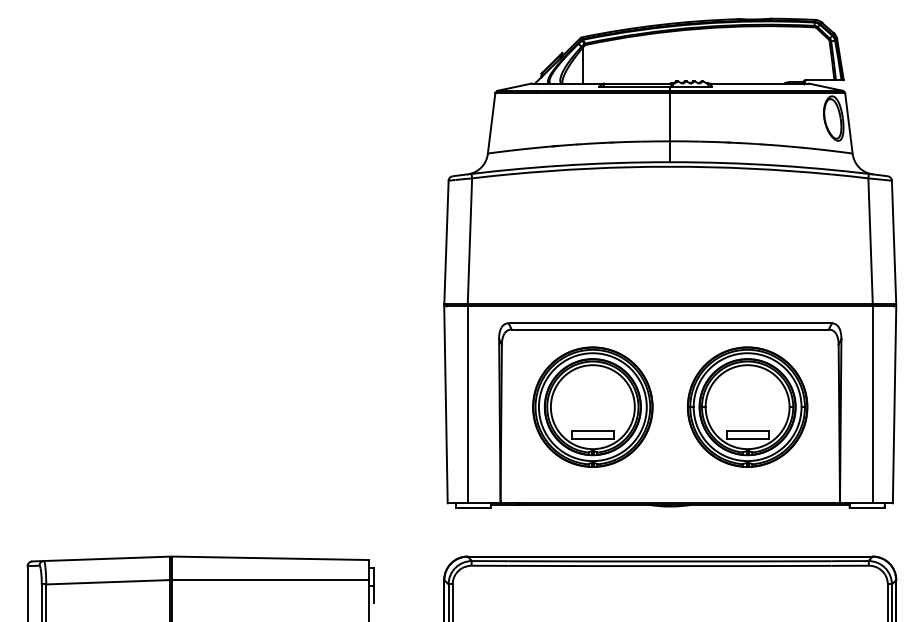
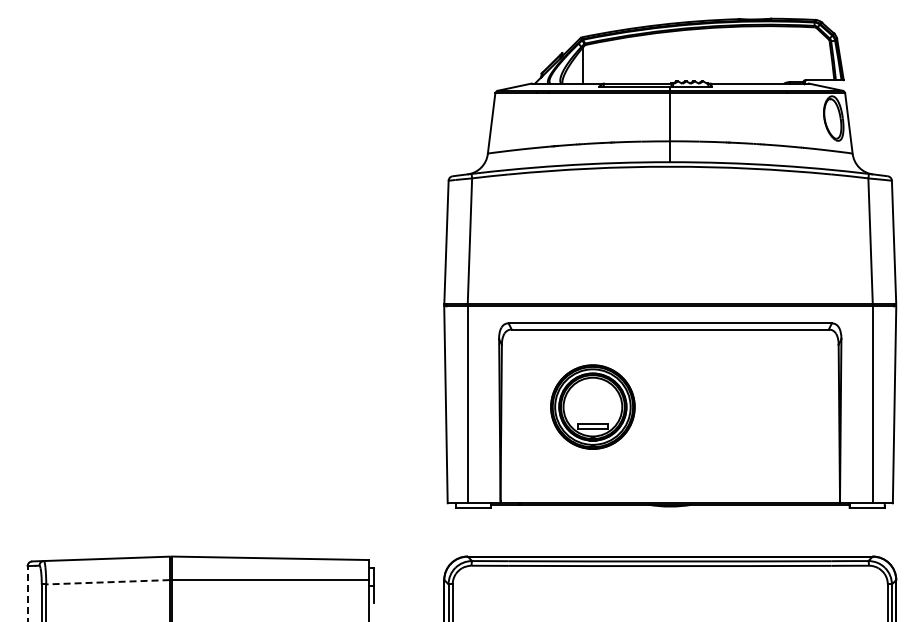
part size: 122x122 px -> 86x86 px (592, 406)
part: present -> none (747, 406)
line: solid -> dashed (107, 582)
line: solid -> dashed (27, 593)
